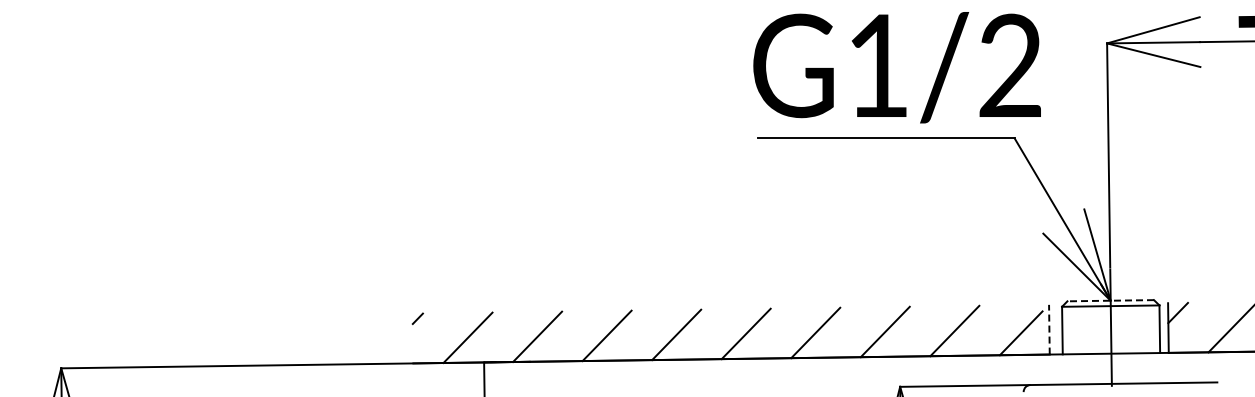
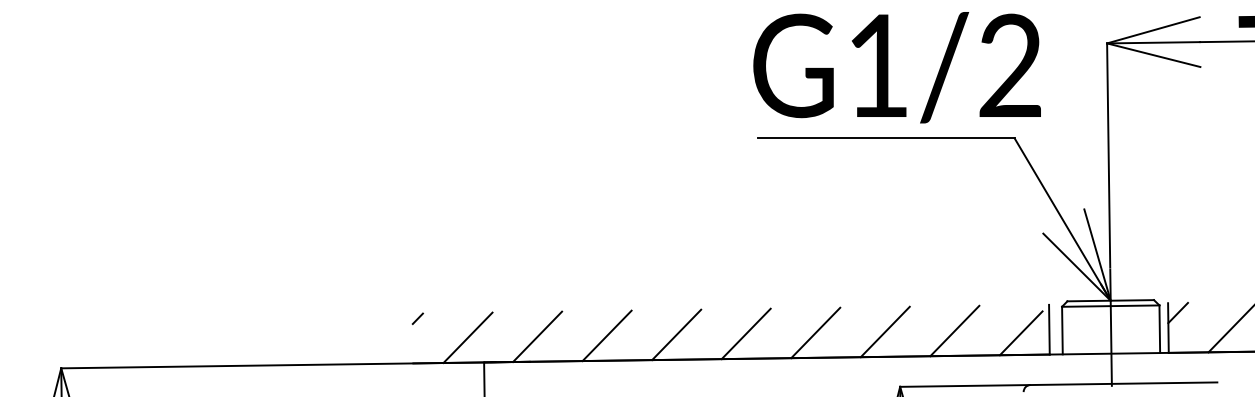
line: dashed -> solid (1110, 300)
line: dashed -> solid (1049, 329)
